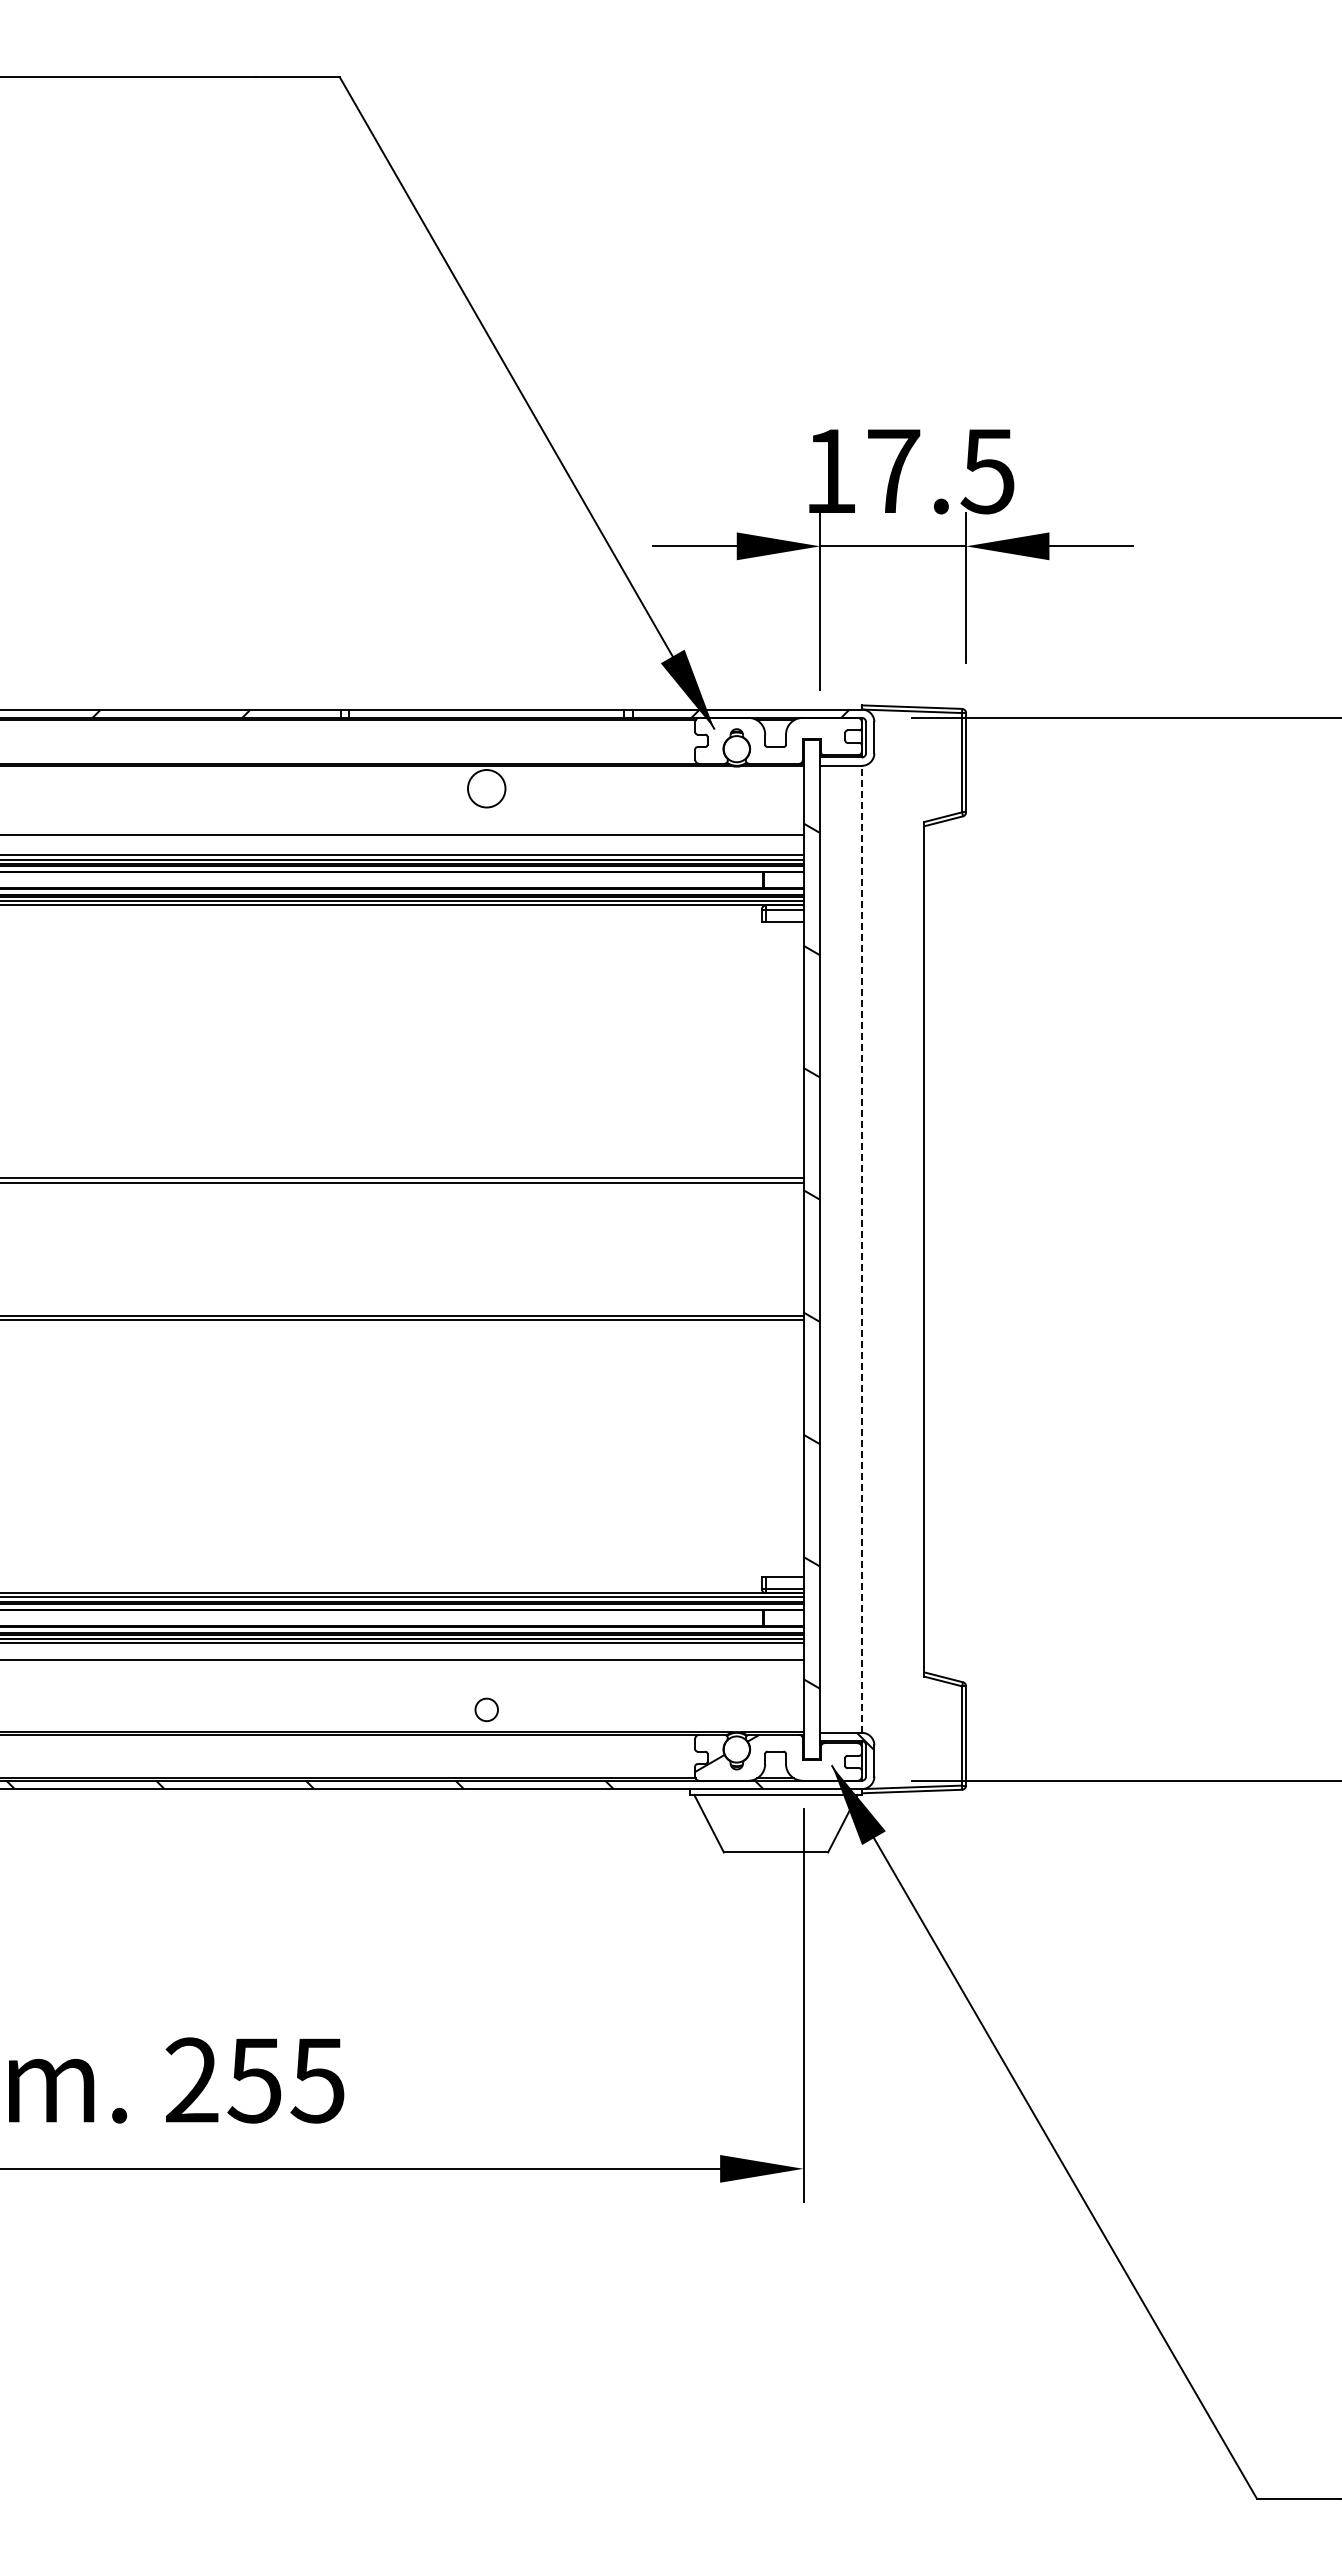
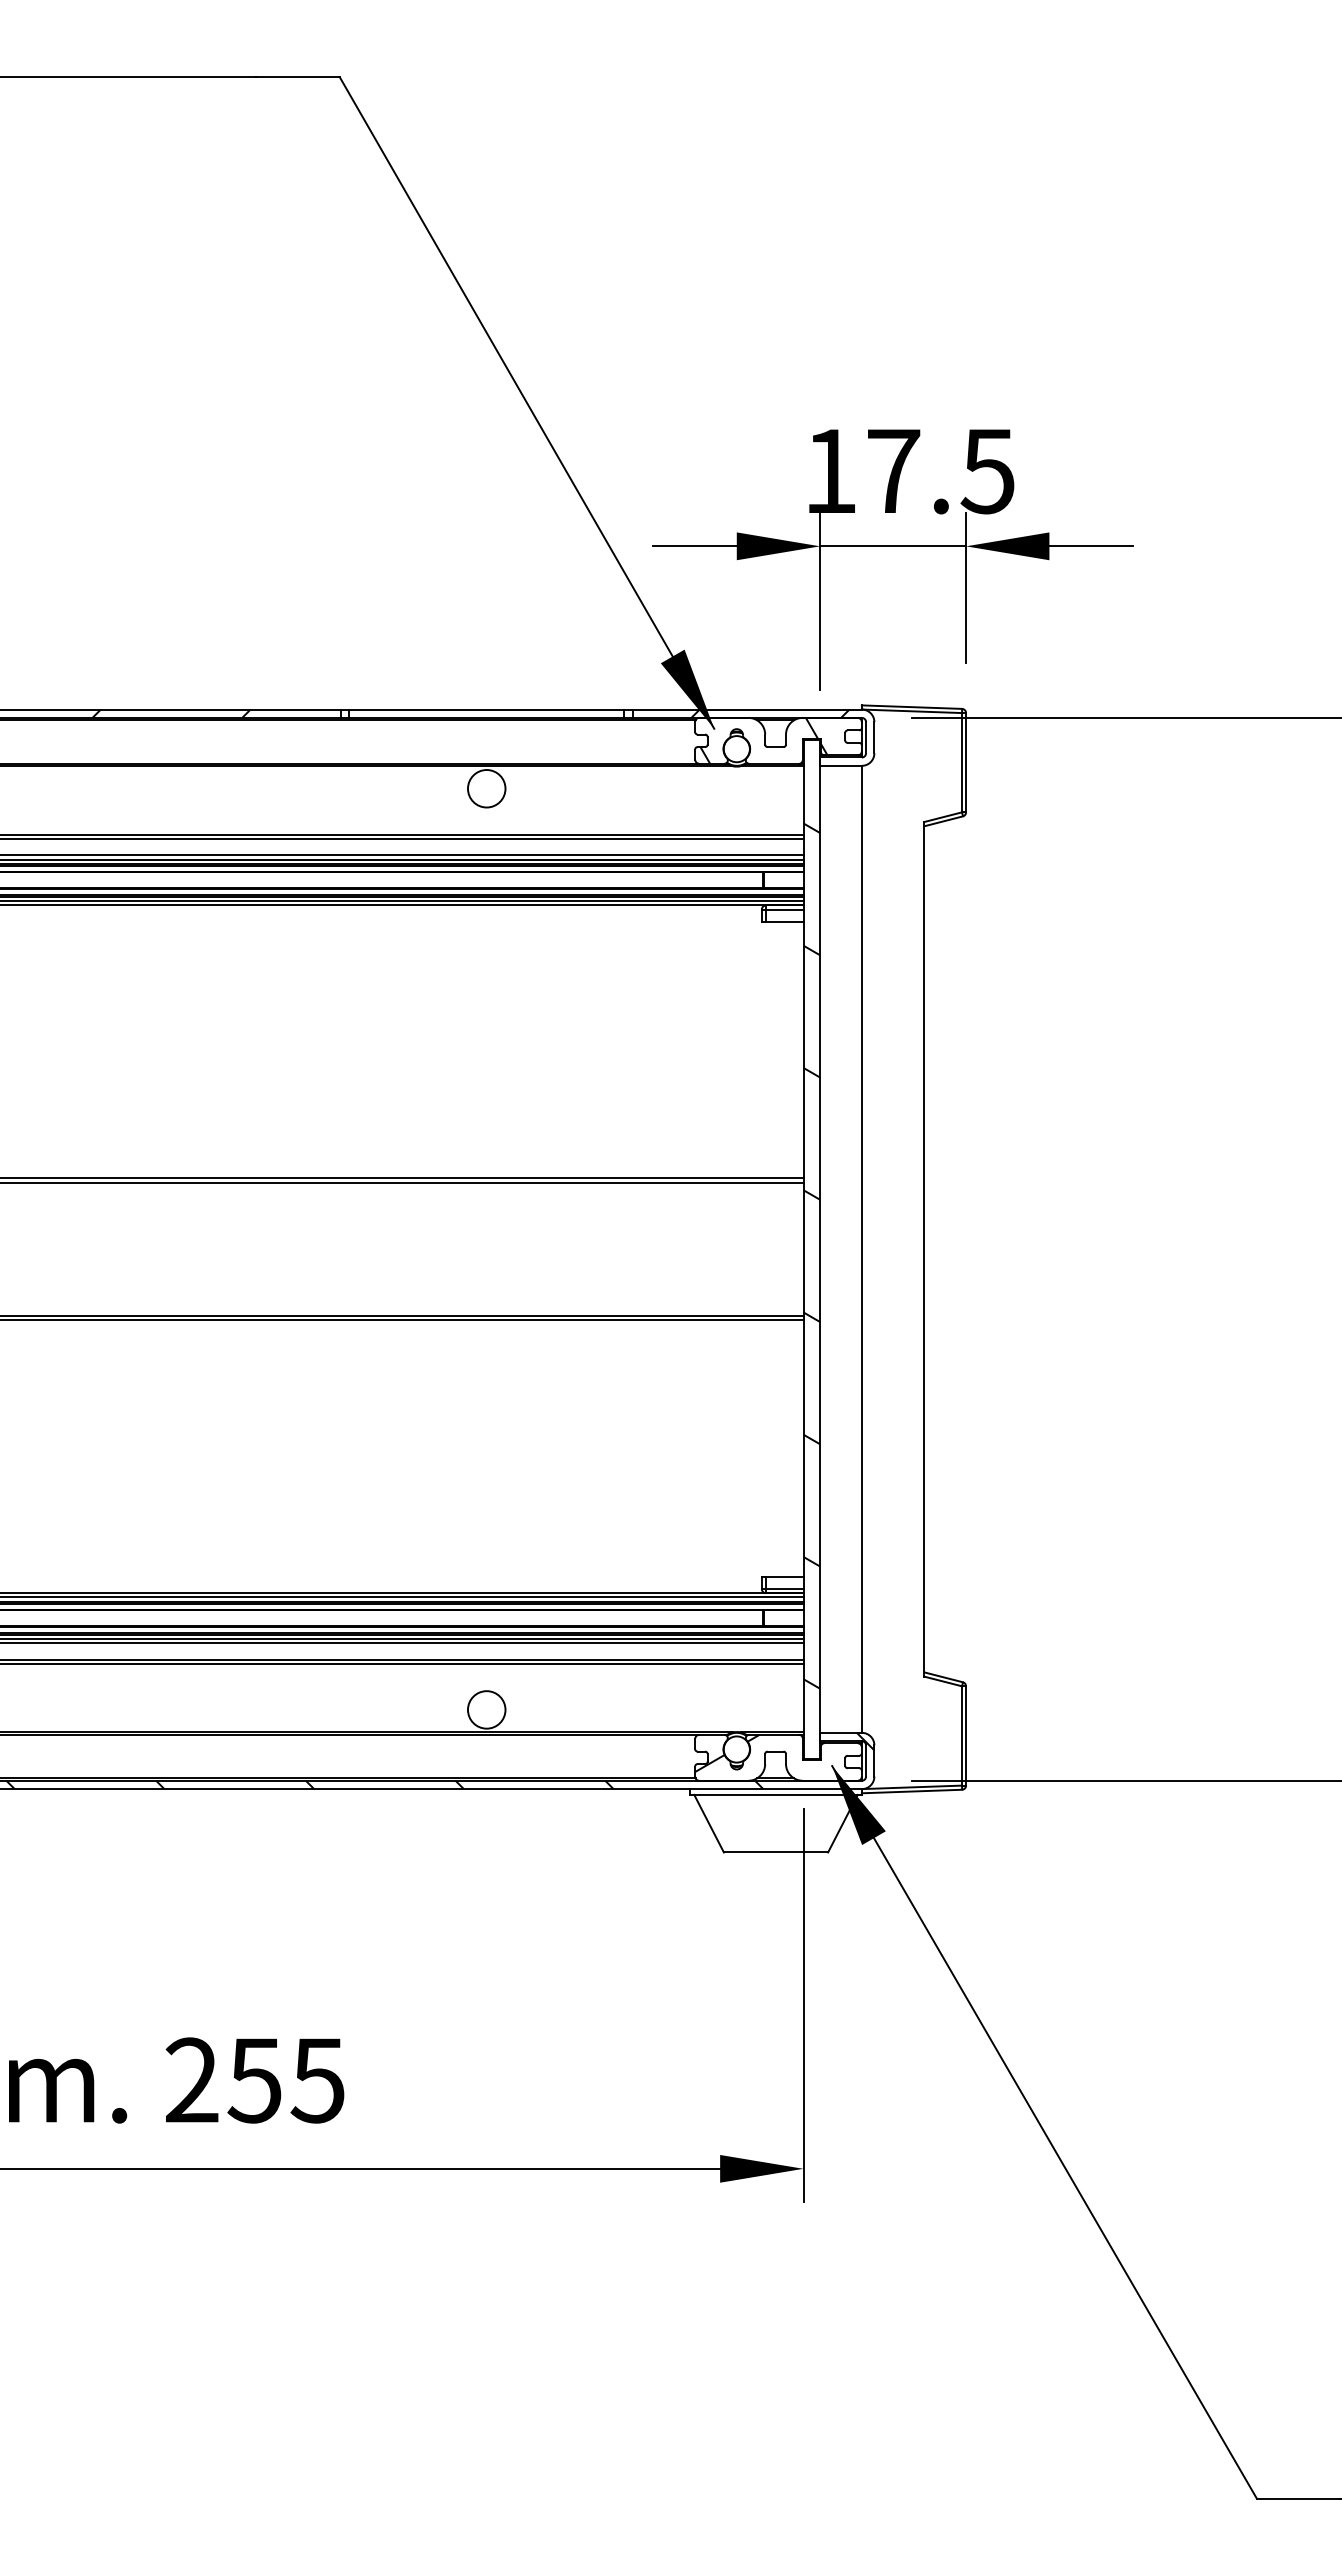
hatch: none -> present (763, 740)
line: none -> present (402, 838)
line: dashed -> solid (861, 1249)
line: none -> present (402, 1664)
circle diameter: 23 px -> 38 px (486, 1709)
